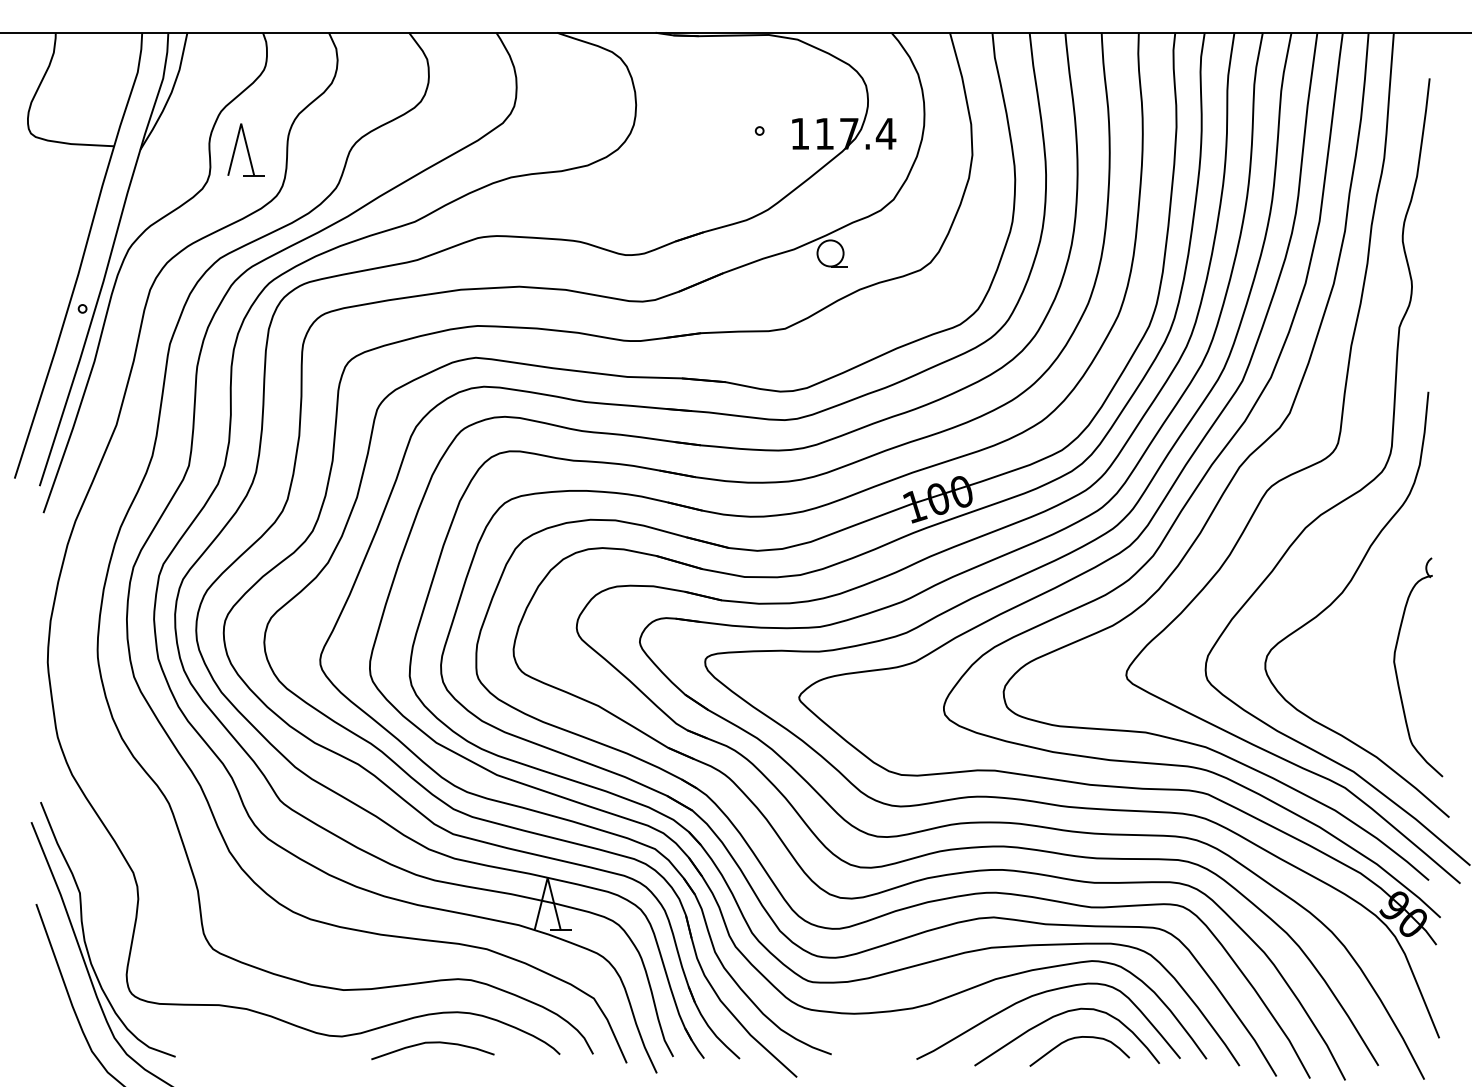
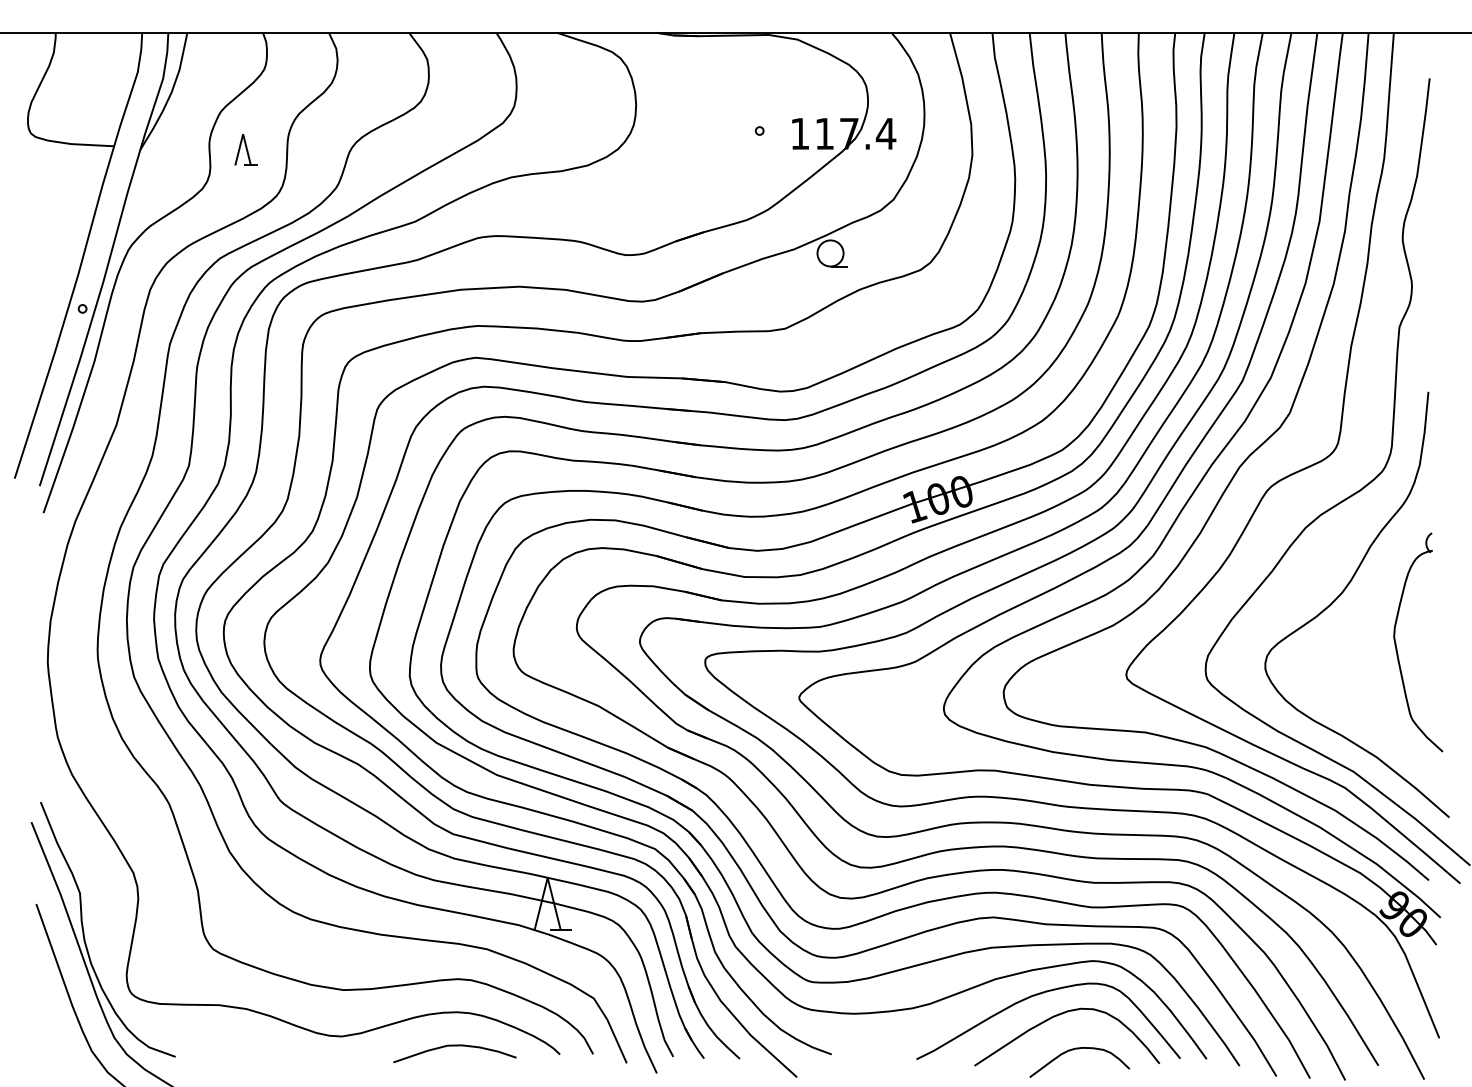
part size: 38x54 px -> 24x32 px (245, 149)
part position: (1397, 673) -> (1397, 648) (1397, 648)
curve position: (1079, 1038) -> (1079, 1049) (1079, 1049)
curve position: (432, 1043) -> (454, 1046) (454, 1046)
